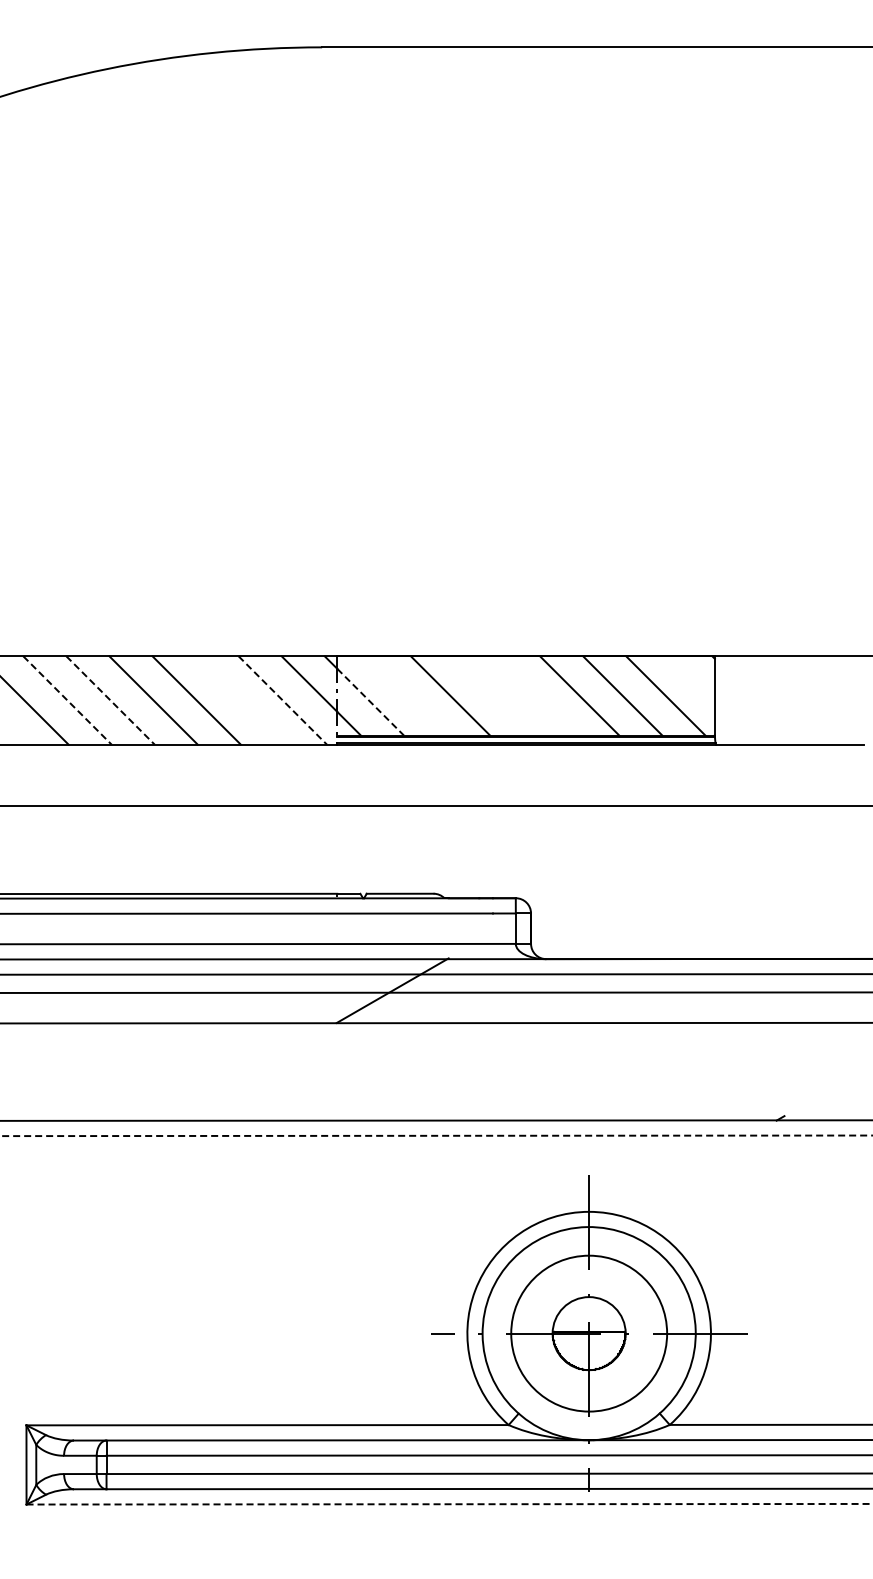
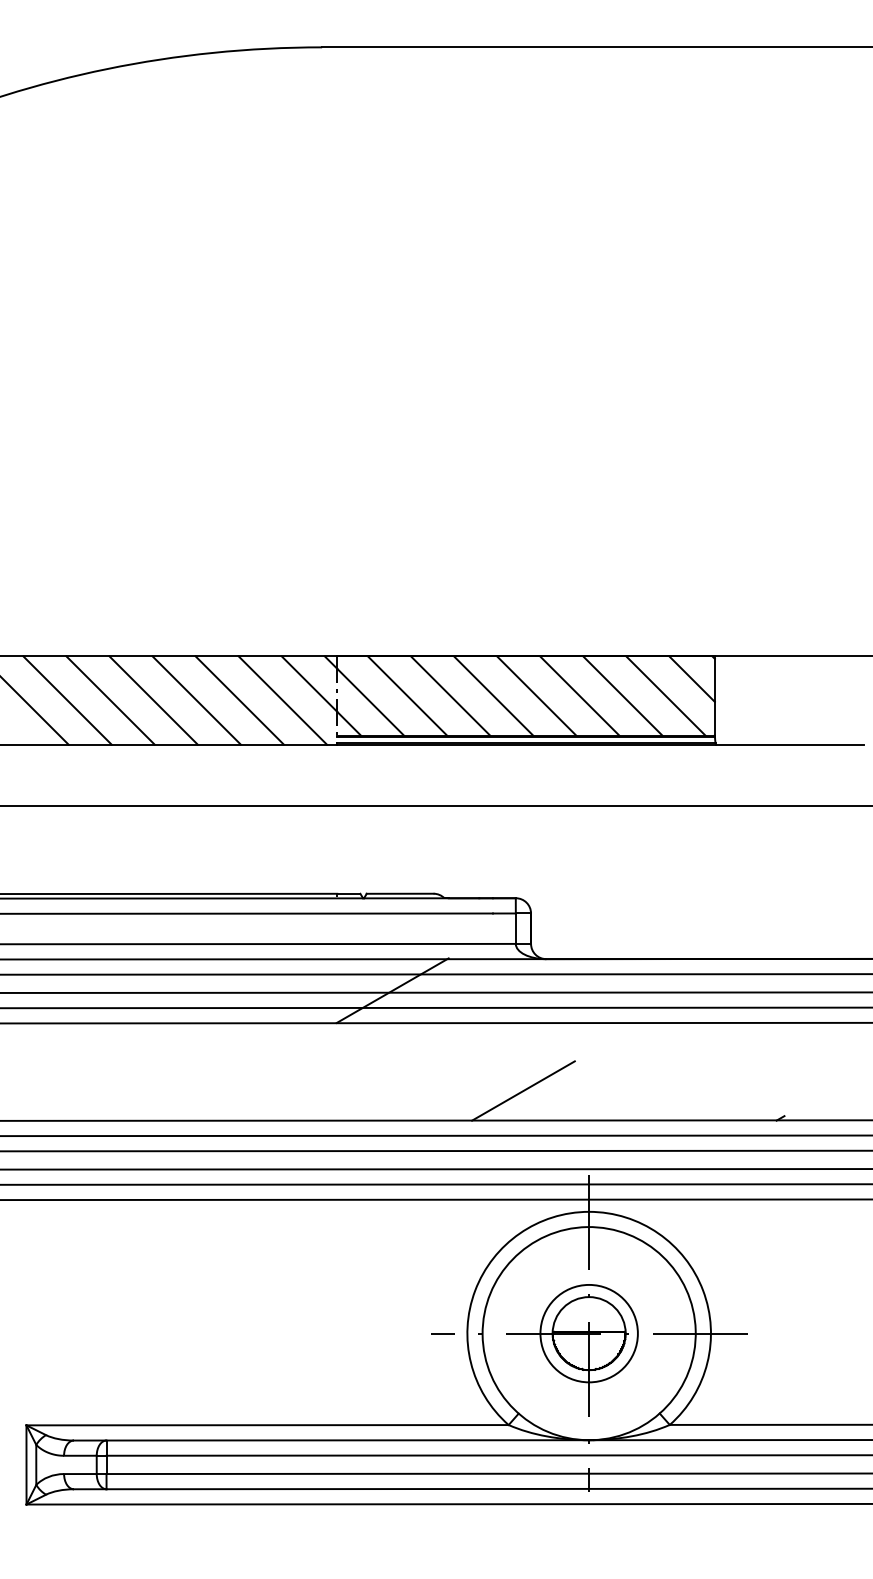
line: none -> present (691, 678)
line: none -> present (407, 695)
line: none -> present (493, 695)
line: none -> present (536, 695)
line: dashed -> solid (67, 700)
line: dashed -> solid (110, 700)
line: none -> present (239, 700)
line: dashed -> solid (283, 700)
line: dashed -> solid (370, 702)
line: none -> present (435, 1007)
line: none -> present (523, 1090)
line: dashed -> solid (435, 1135)
line: none -> present (435, 1150)
line: none -> present (435, 1169)
line: none -> present (435, 1184)
line: none -> present (435, 1199)
circle diameter: 156 px -> 97 px (588, 1333)
line: dashed -> solid (449, 1504)
